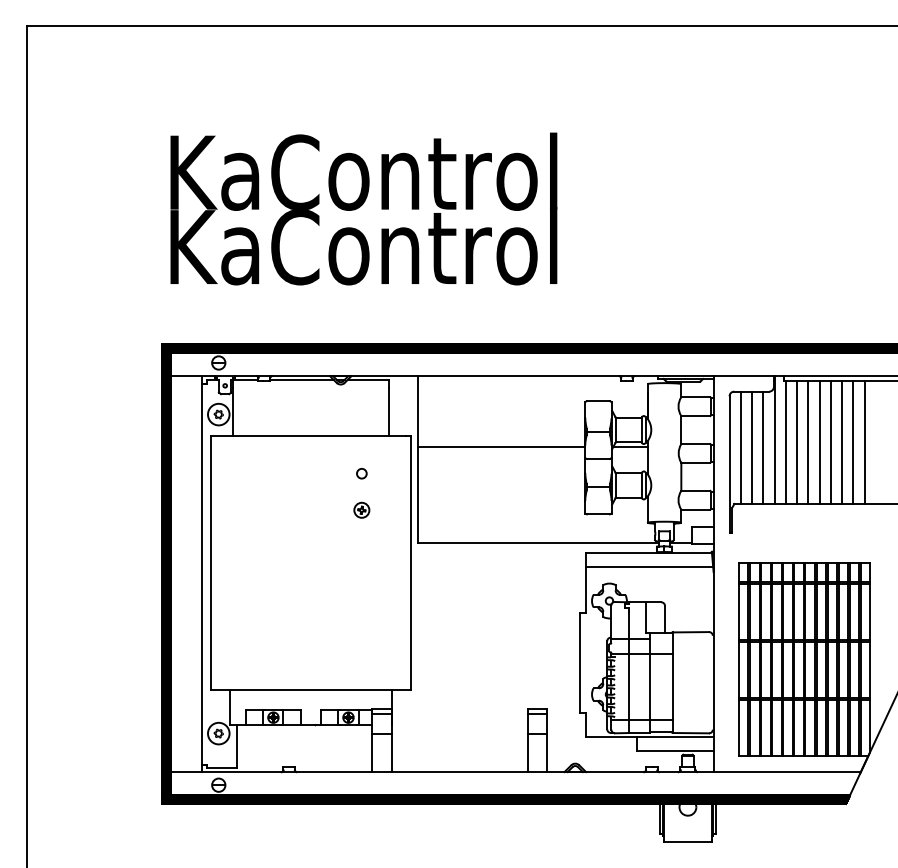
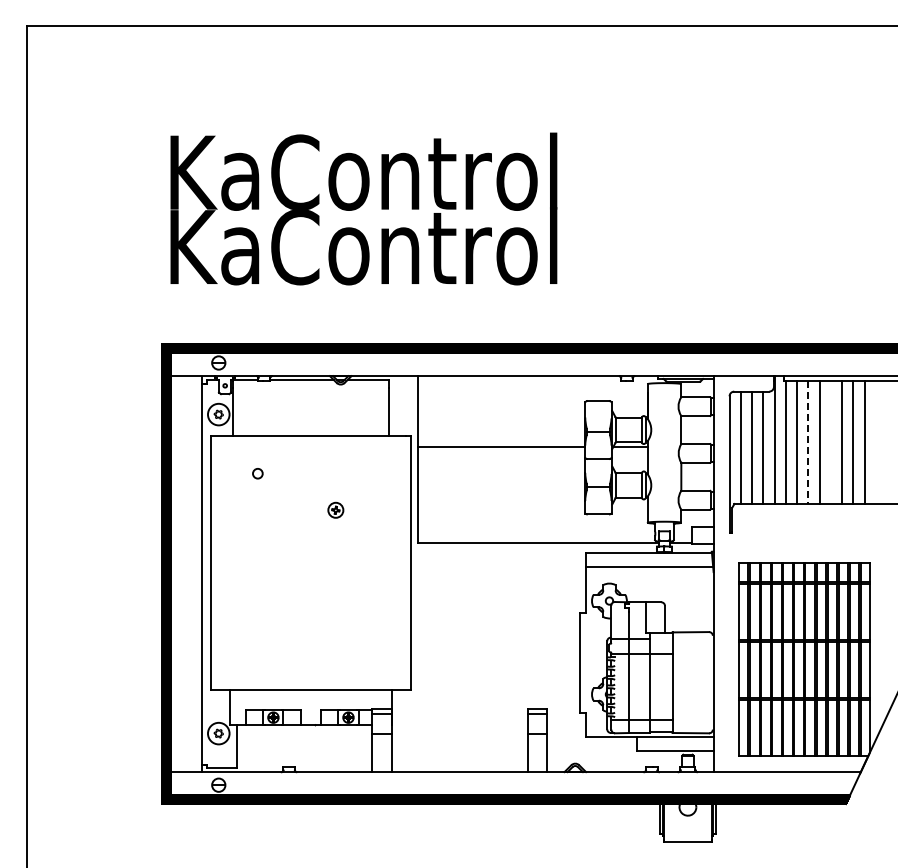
line: solid -> dashed (808, 442)
line: present -> none (830, 442)
circle position: (361, 473) -> (257, 473) (257, 473)
part position: (361, 509) -> (335, 509) (335, 509)
